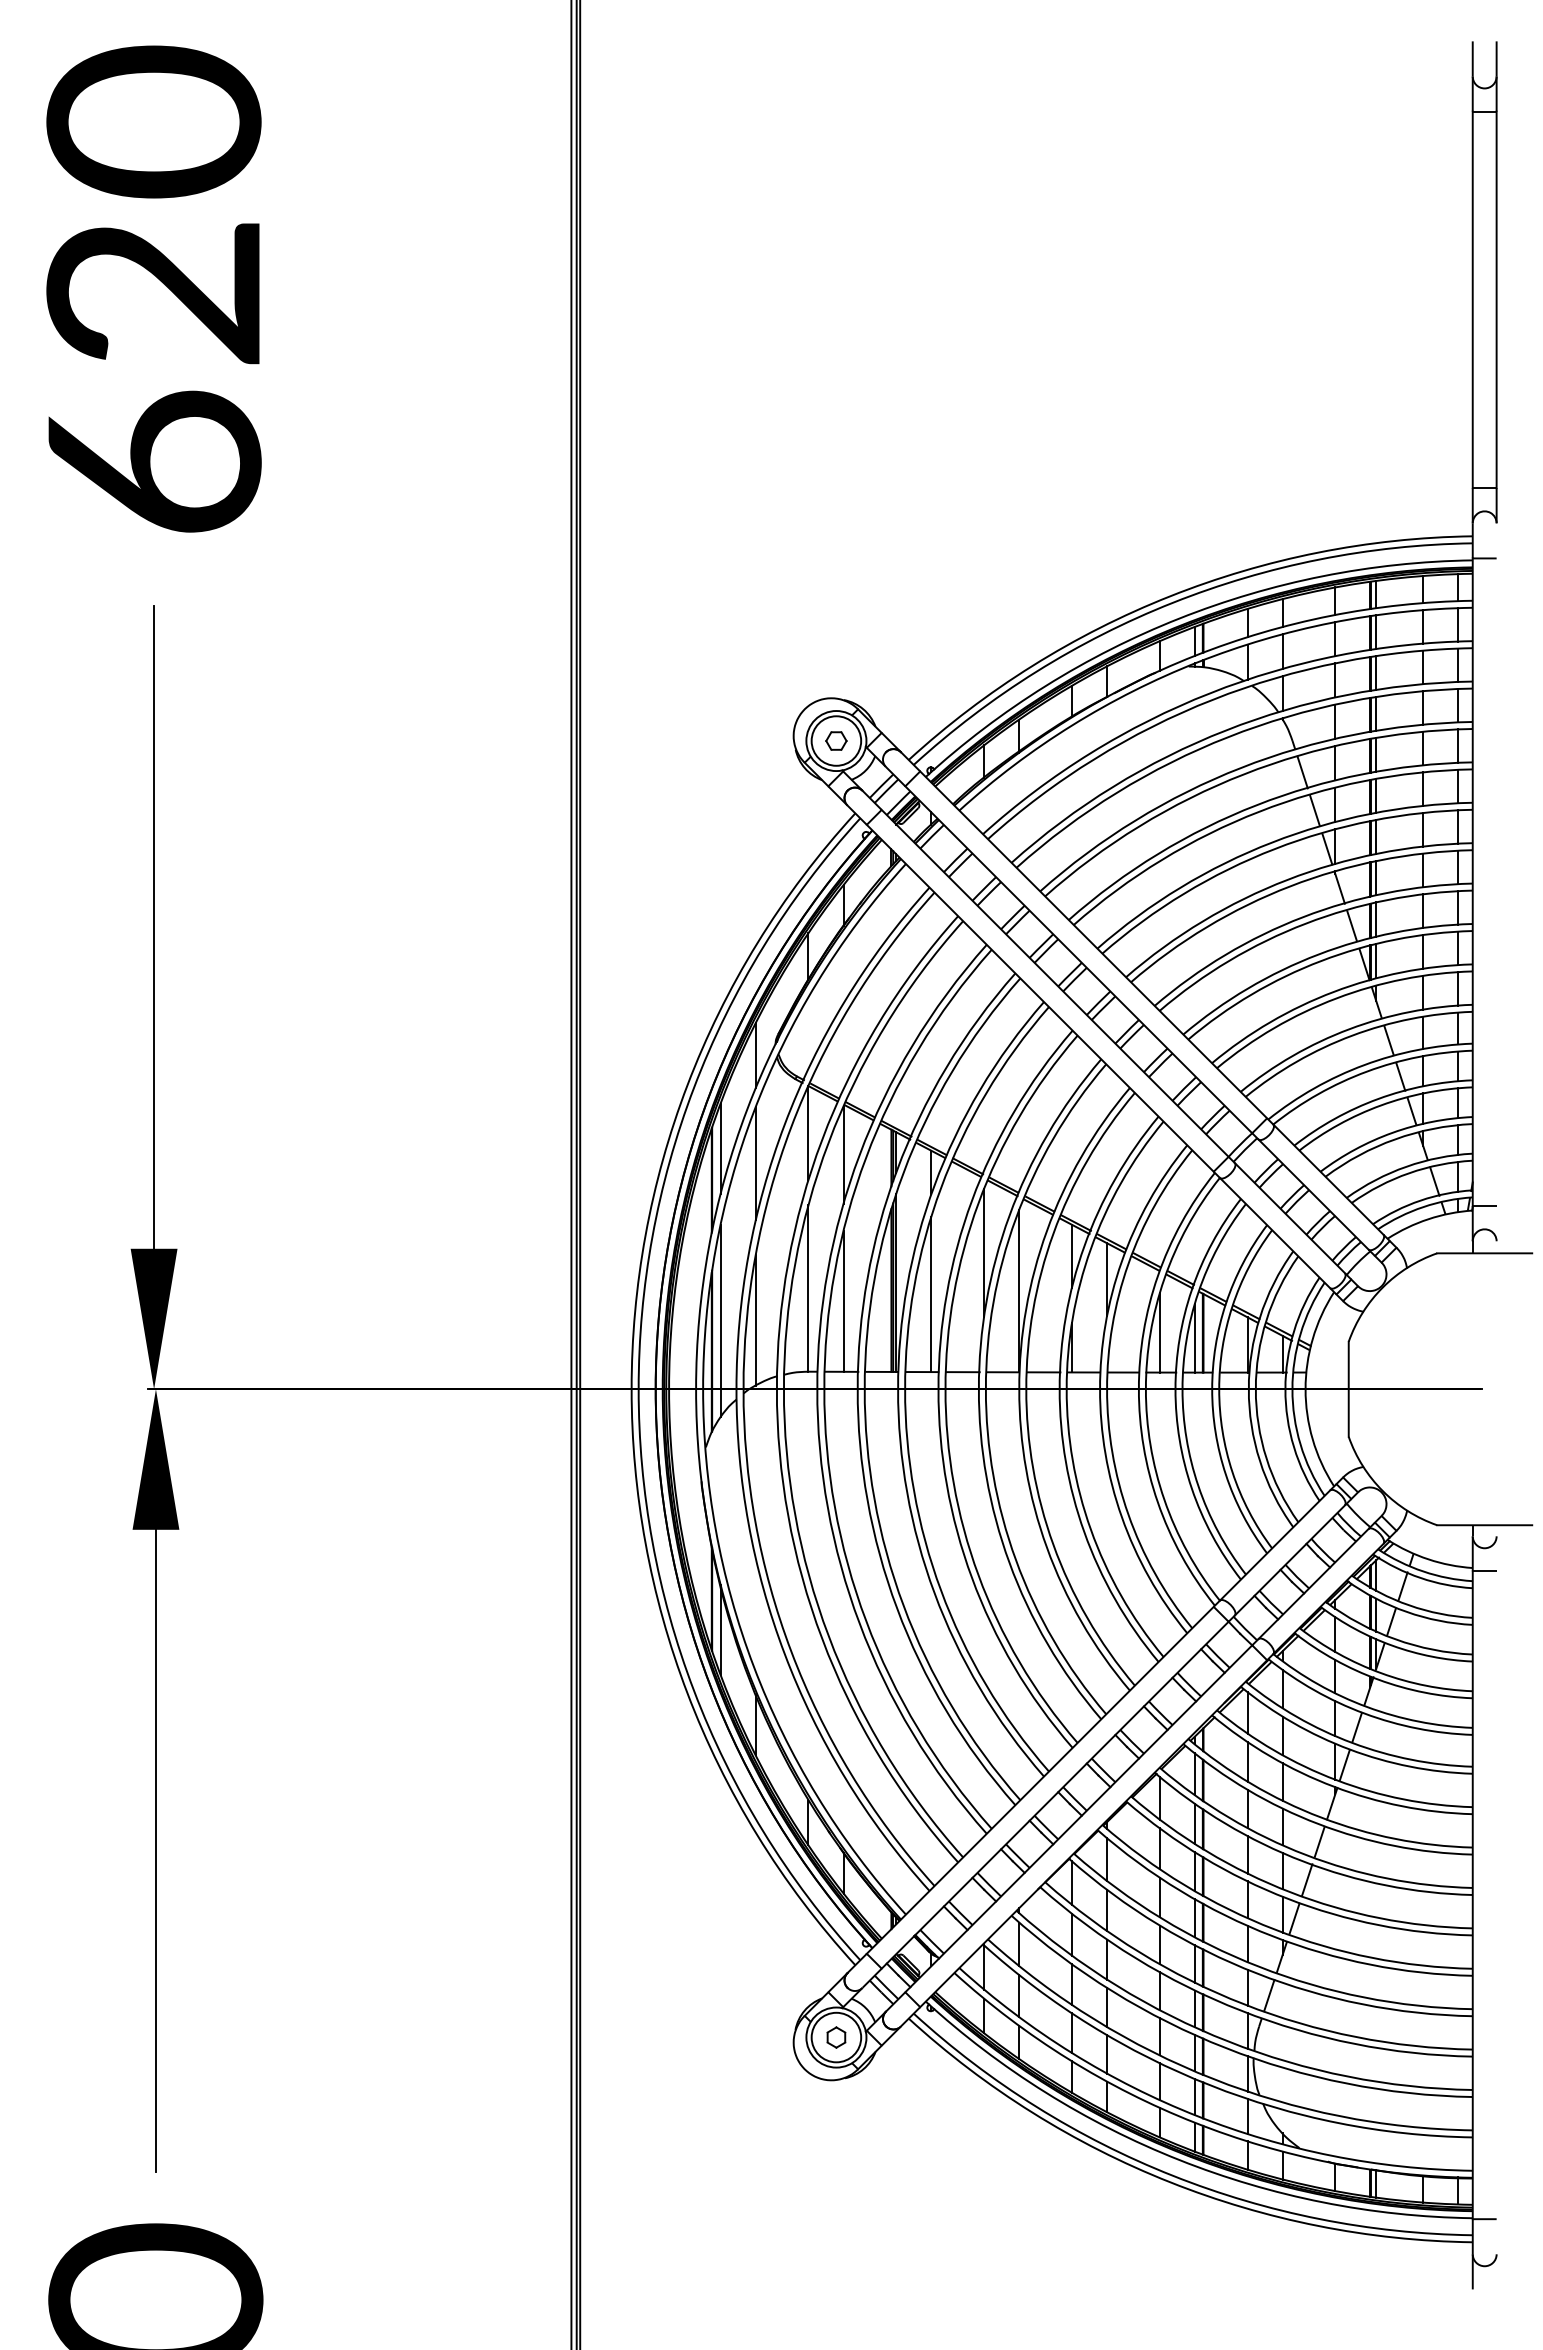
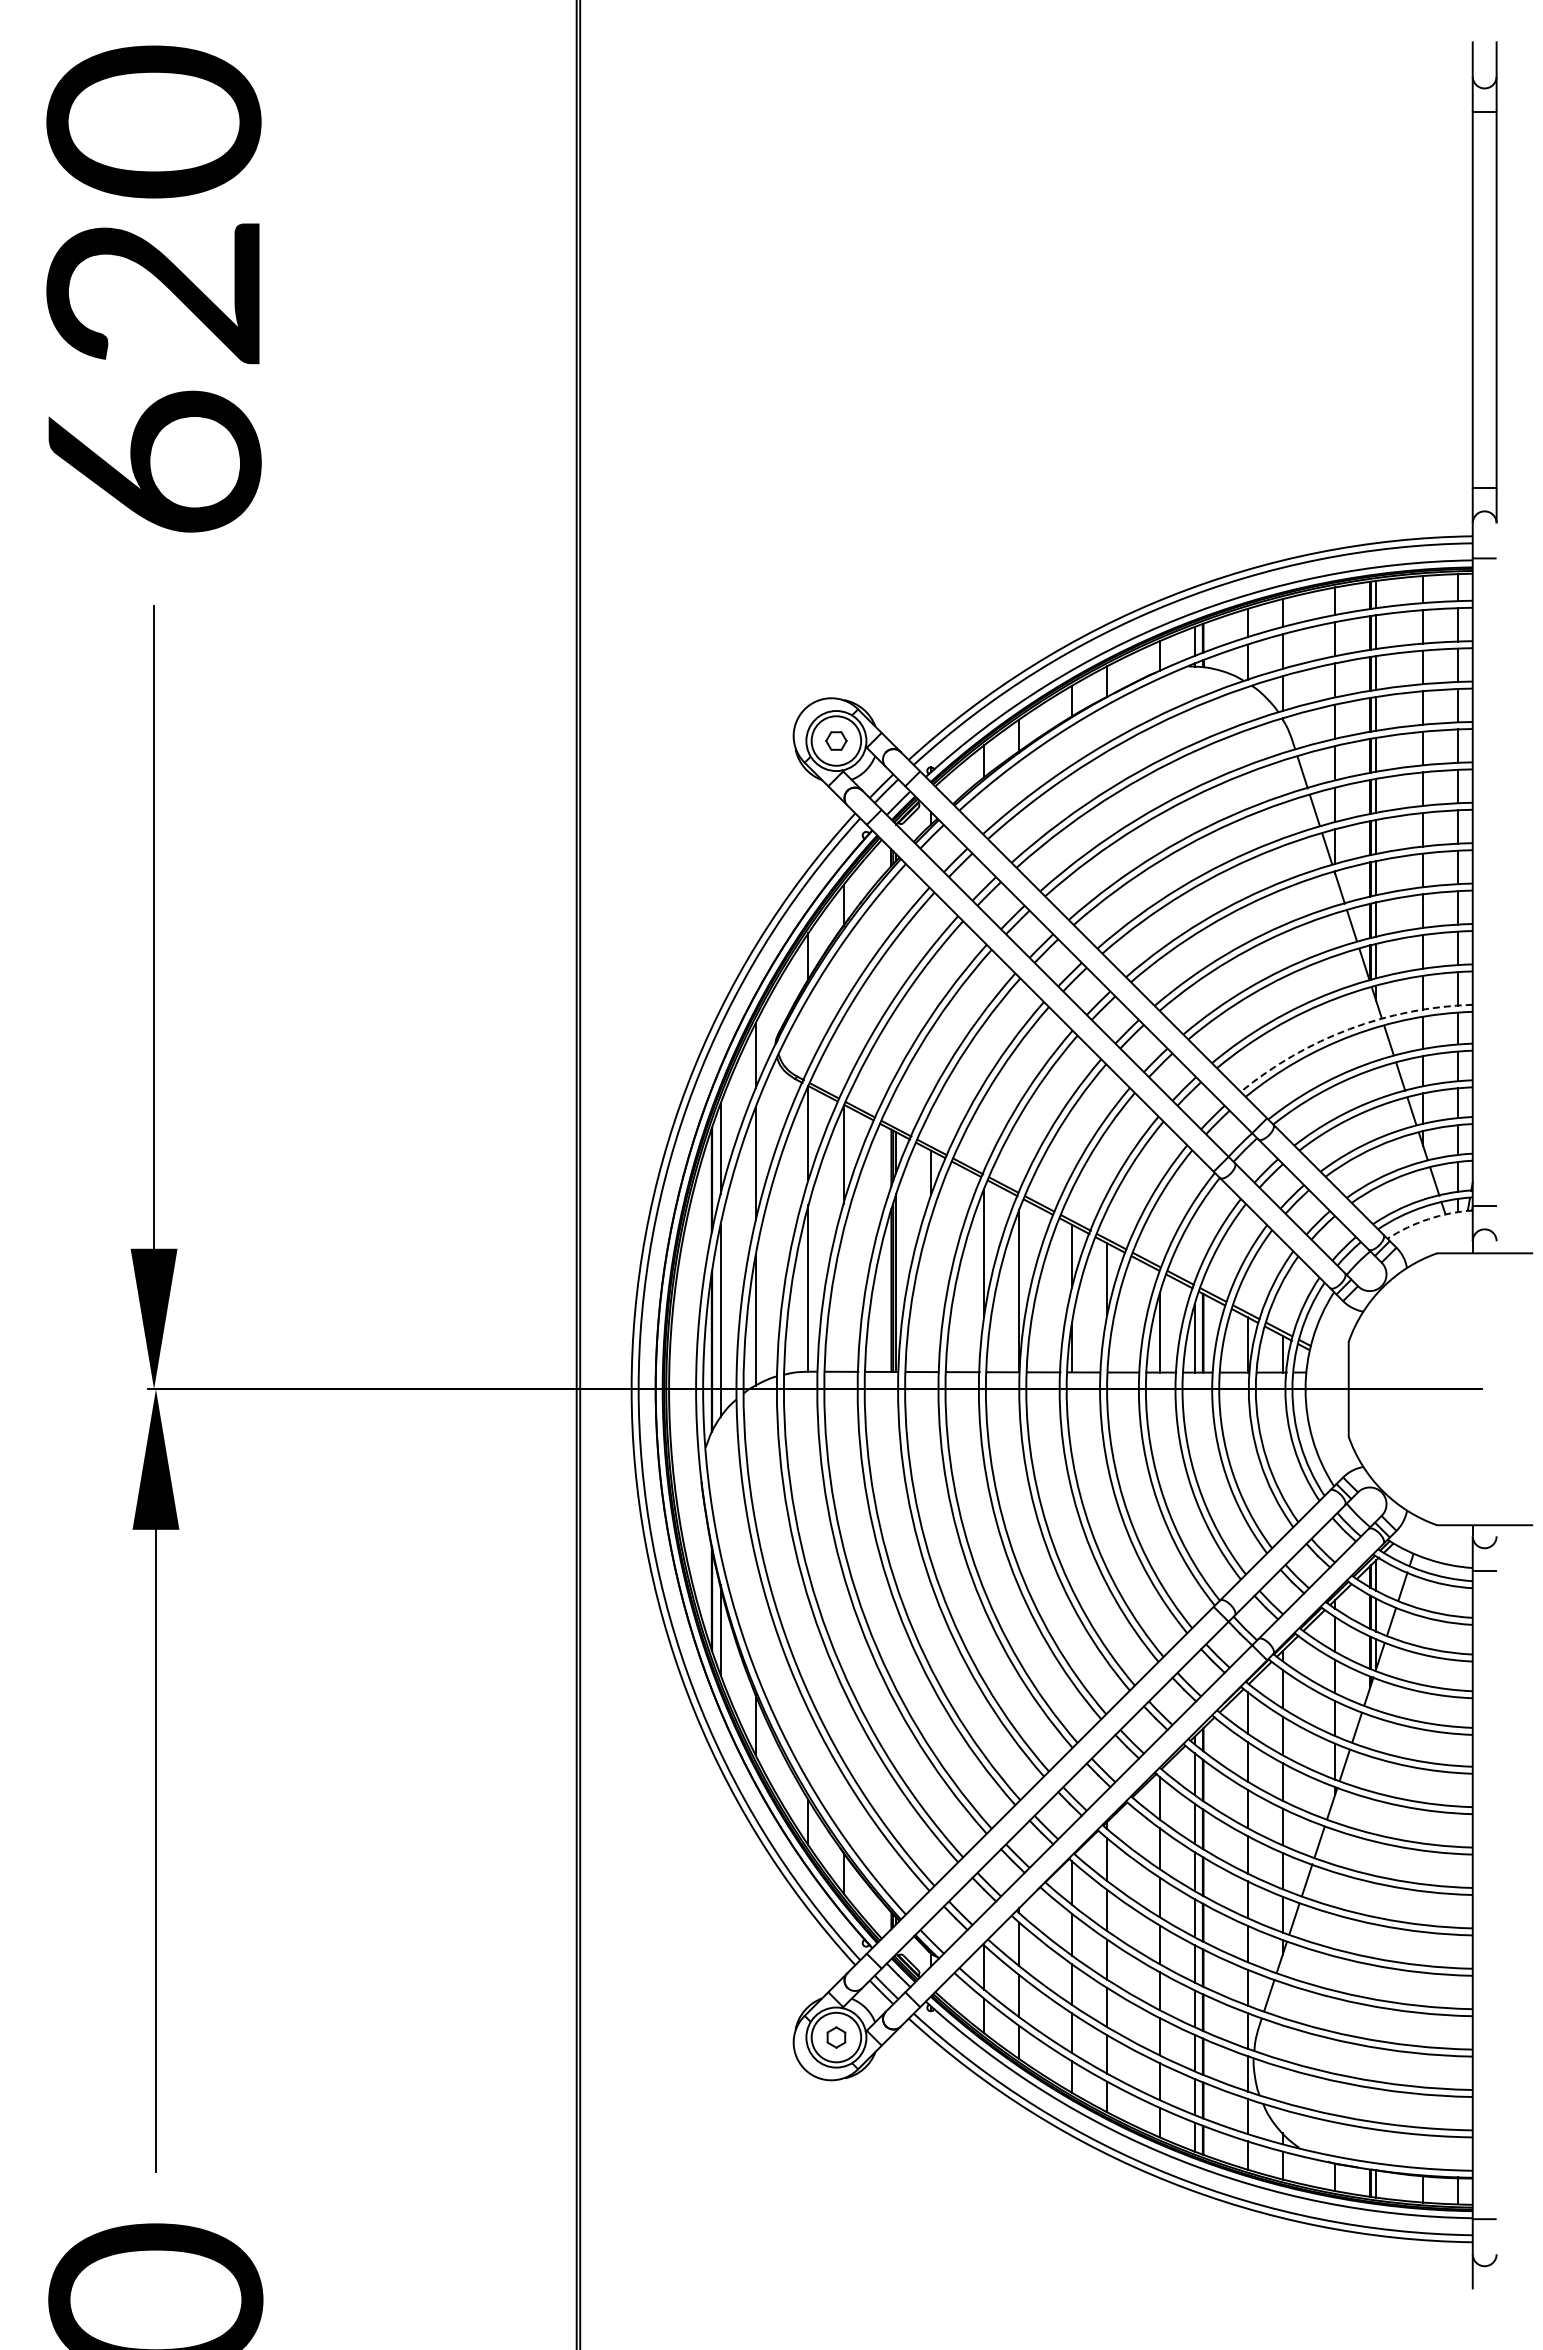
arc: solid -> dashed (1349, 1029)
line: present -> none (571, 1174)
arc: solid -> dashed (1428, 1219)
line: present -> none (931, 1294)
line: present -> none (843, 1300)
